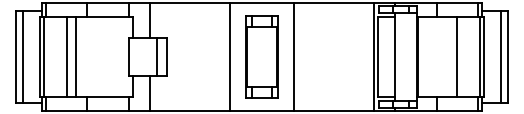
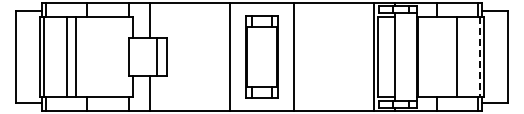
line: present -> none (22, 56)
line: present -> none (501, 56)
line: solid -> dashed (479, 57)
